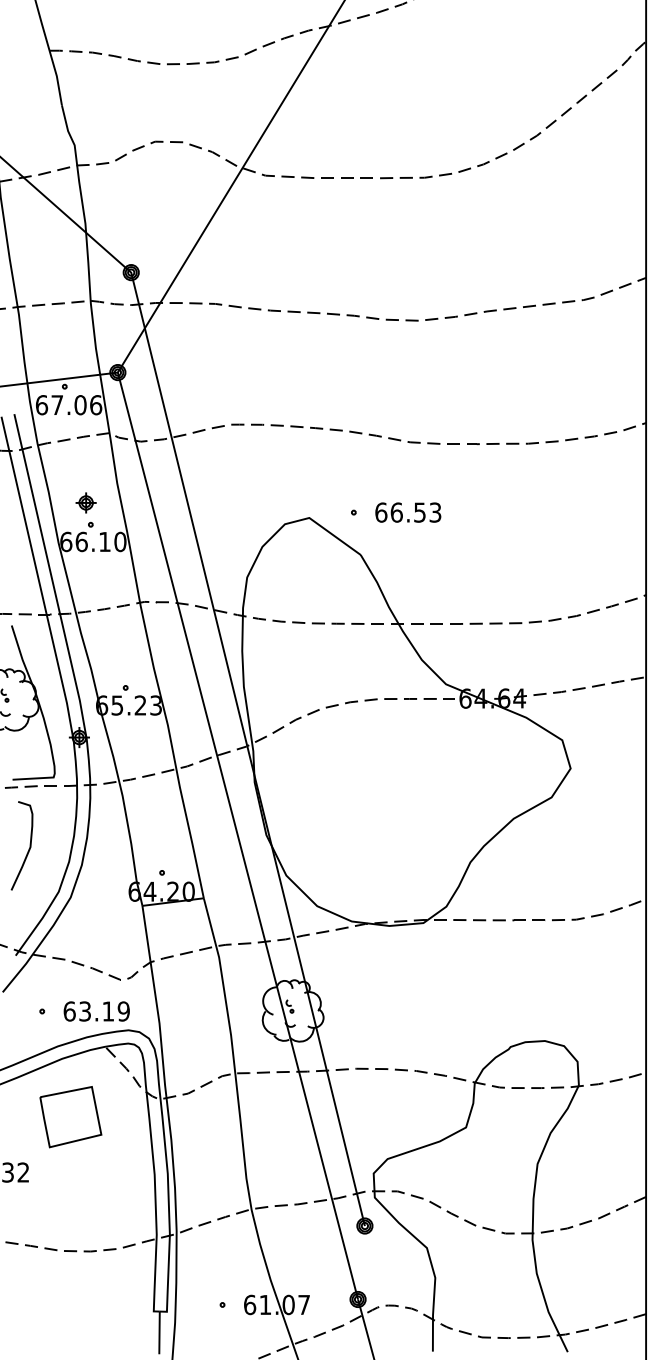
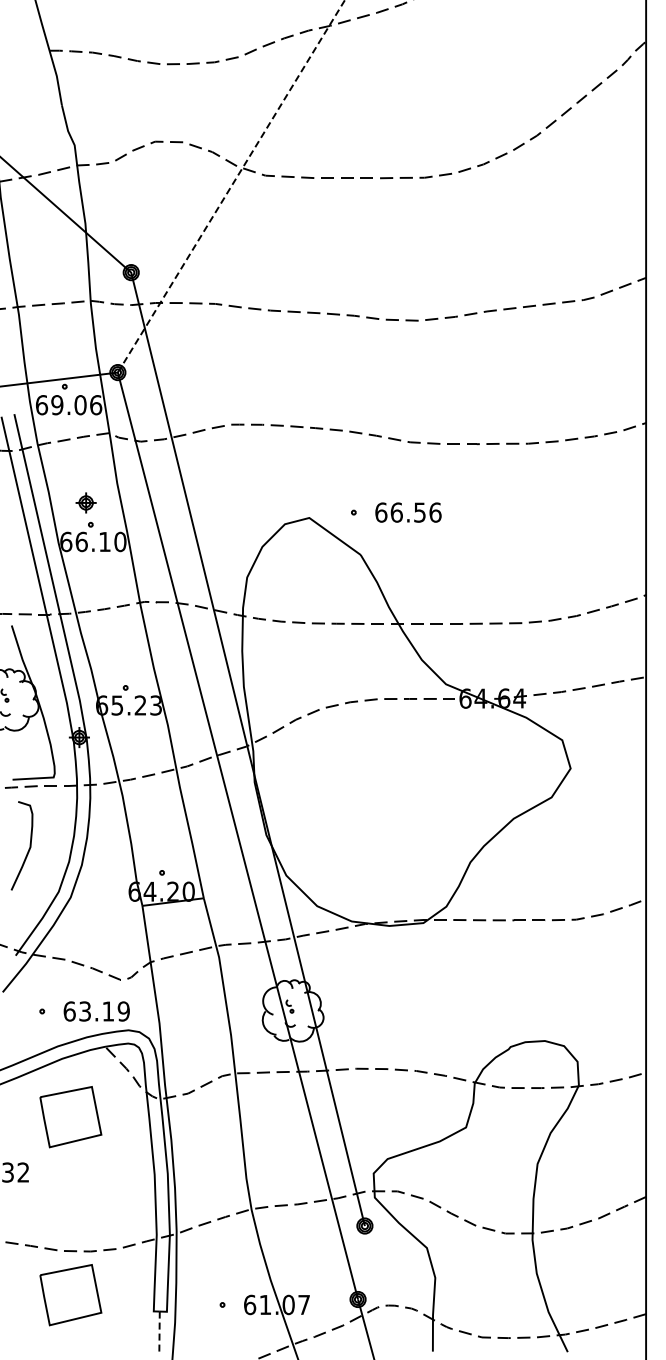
line: solid -> dashed (231, 186)
text: 67.06 -> 69.06 (57, 405)
text: 66.53 -> 66.56 (435, 512)
part: none -> present (70, 1295)
line: solid -> dashed (159, 1333)
